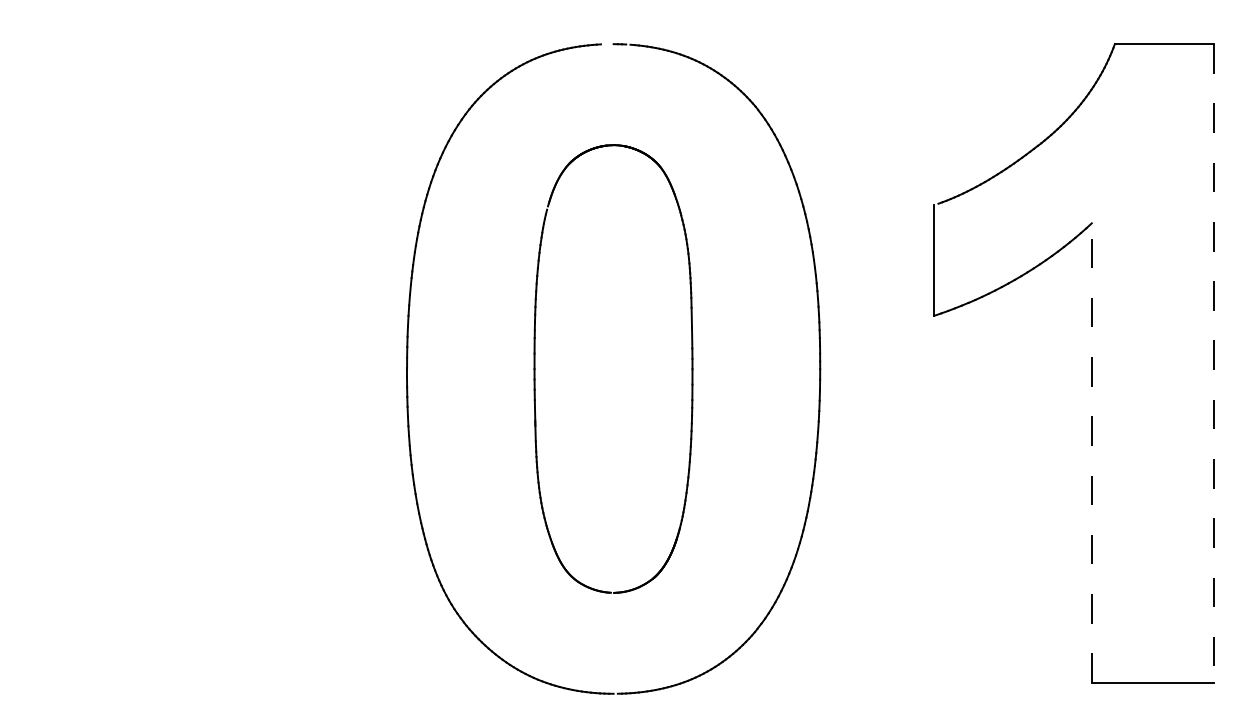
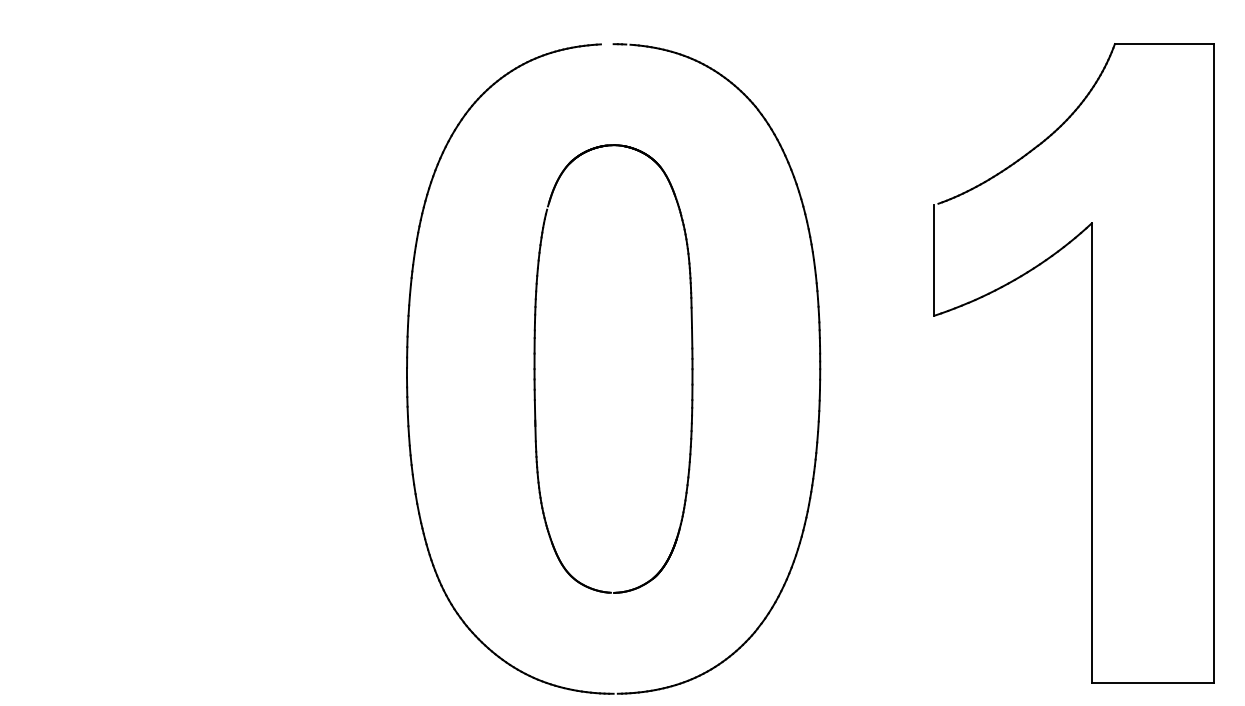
line: dashed -> solid (1213, 364)
line: dashed -> solid (1091, 453)
